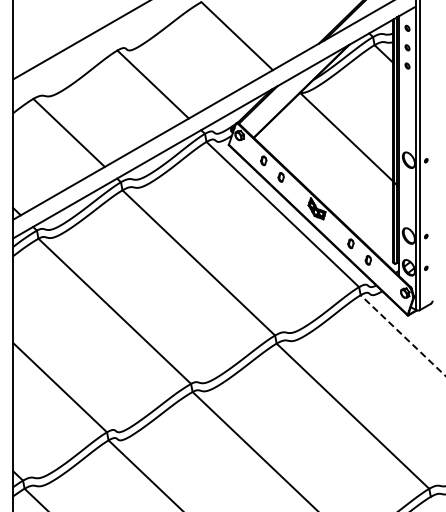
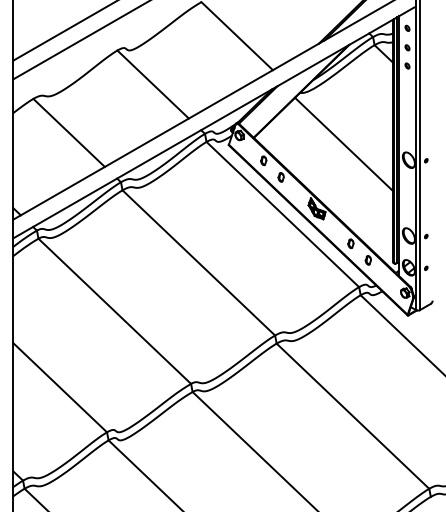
line: none -> present (63, 31)
line position: (349, 139) -> (344, 144) (344, 144)
line: dashed -> solid (402, 335)
